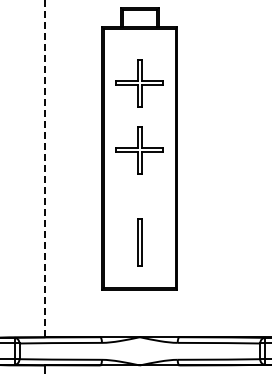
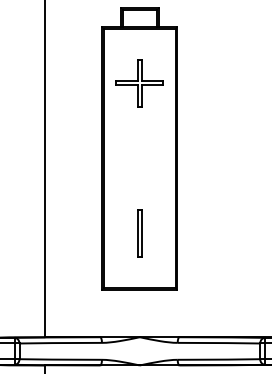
part: present -> none (139, 150)
line: dashed -> solid (45, 168)
part position: (139, 242) -> (139, 233) (139, 233)
